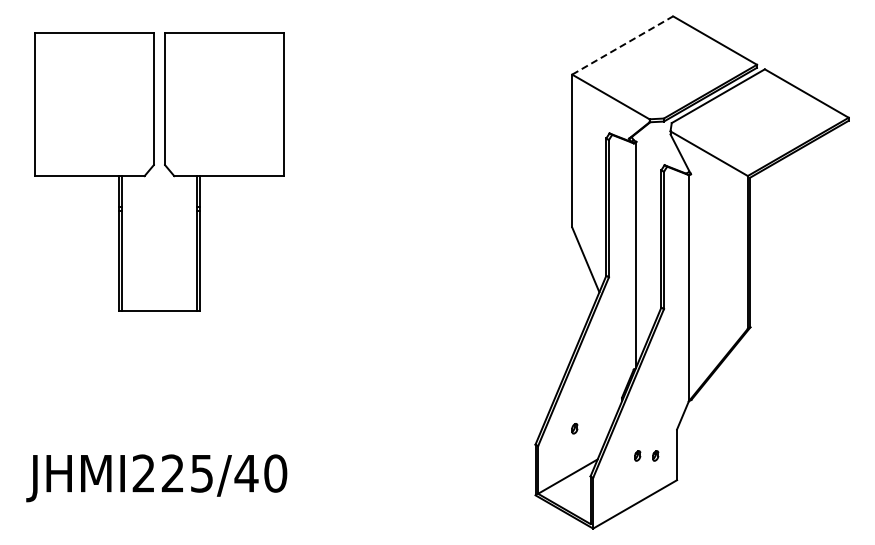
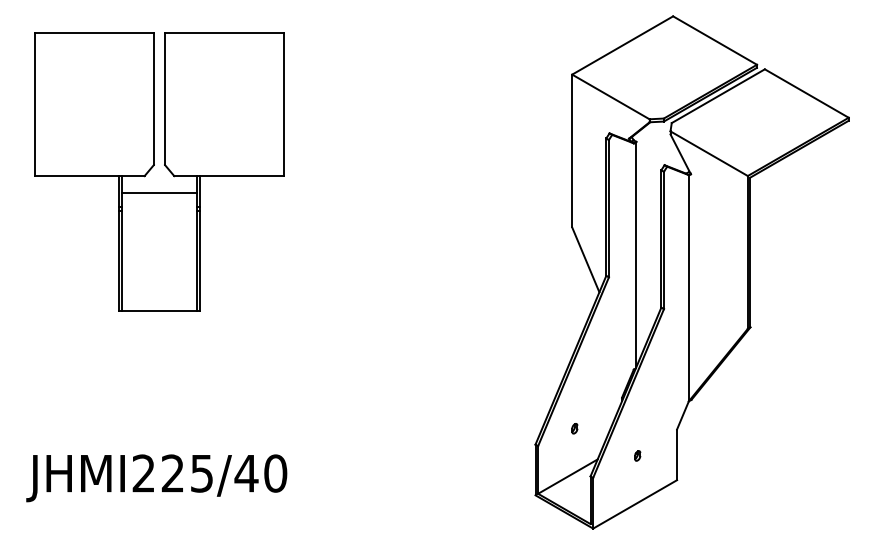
line: dashed -> solid (623, 45)
line: none -> present (159, 192)
part: present -> none (655, 455)
